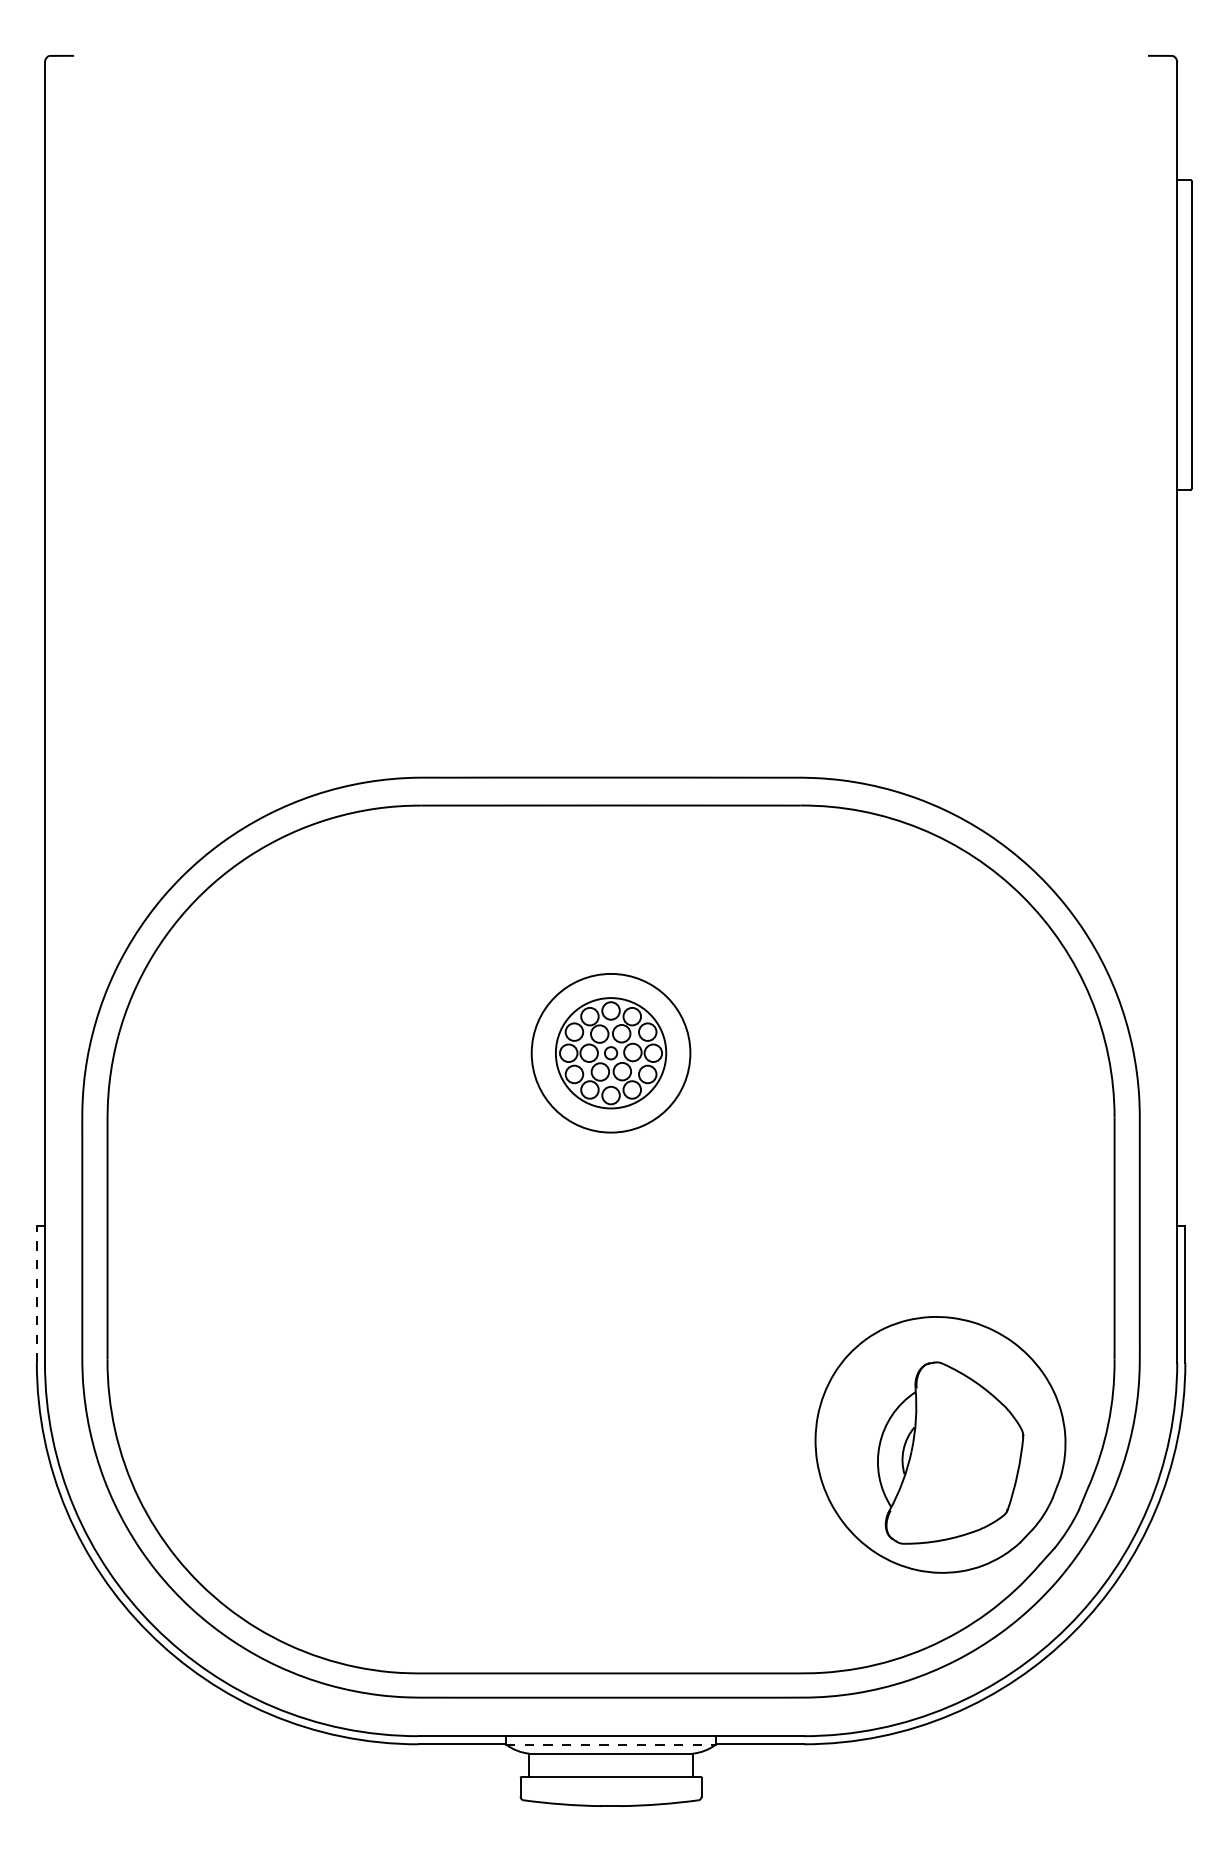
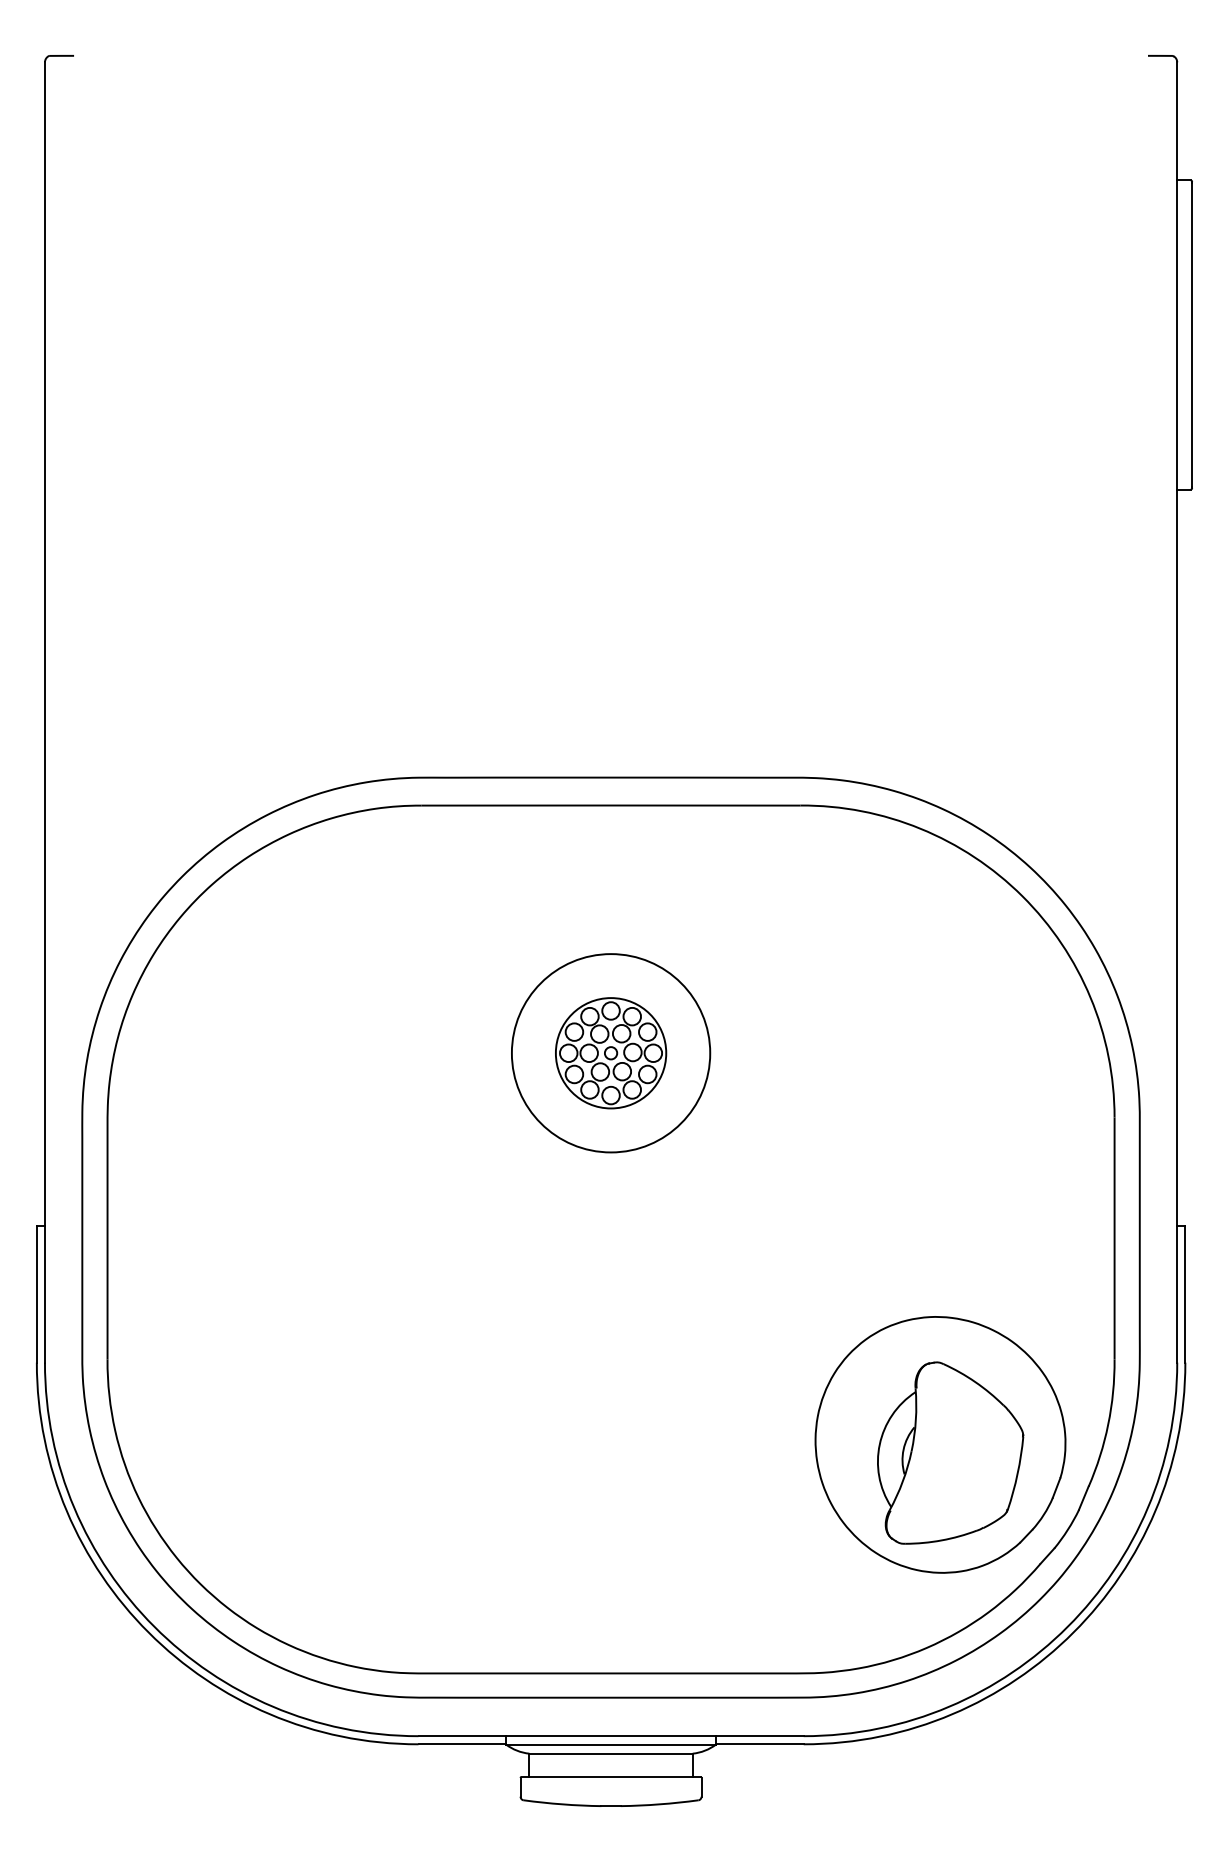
circle diameter: 159 px -> 198 px (610, 1053)
line: dashed -> solid (36, 1293)
line: dashed -> solid (611, 1744)
